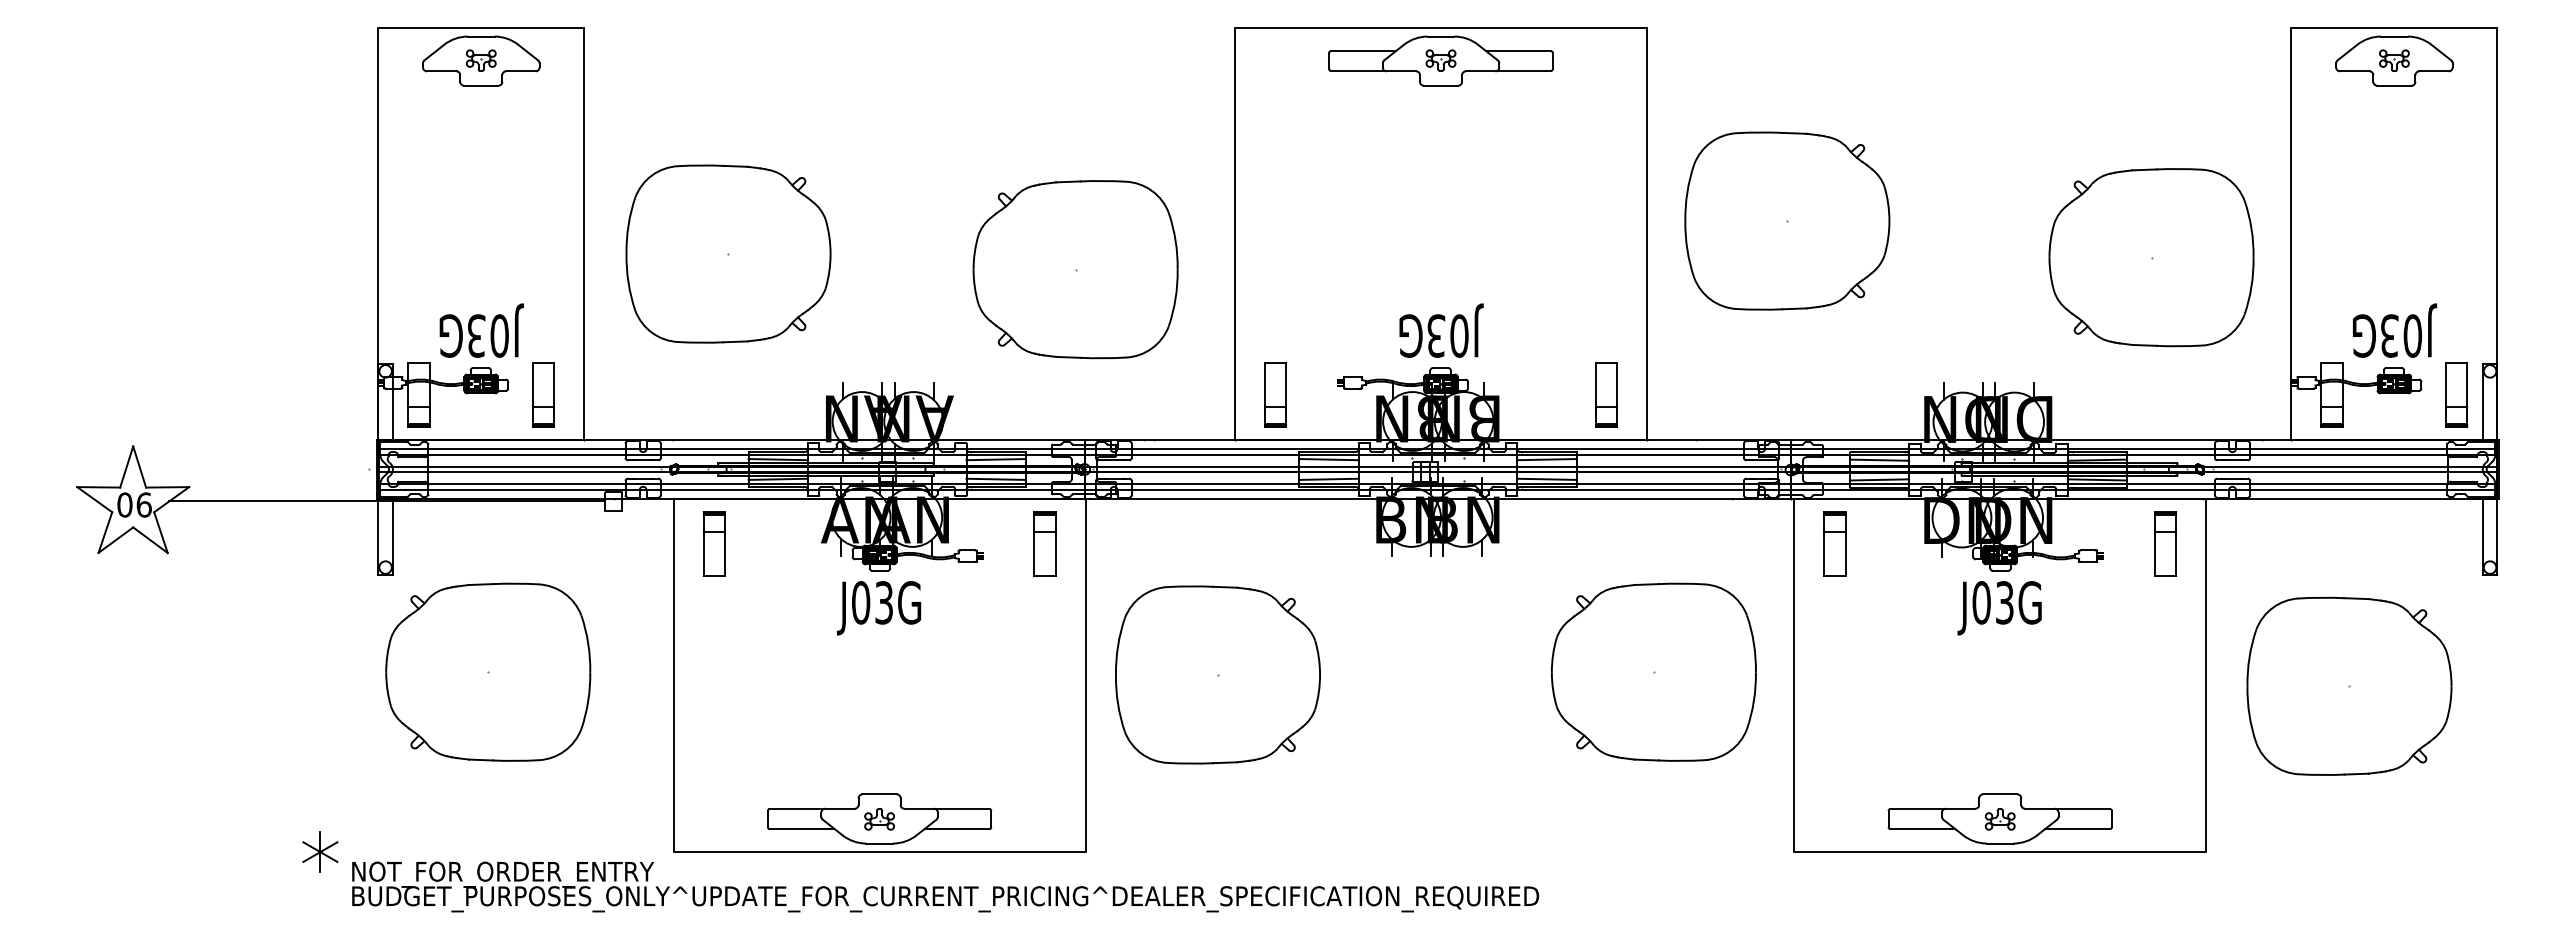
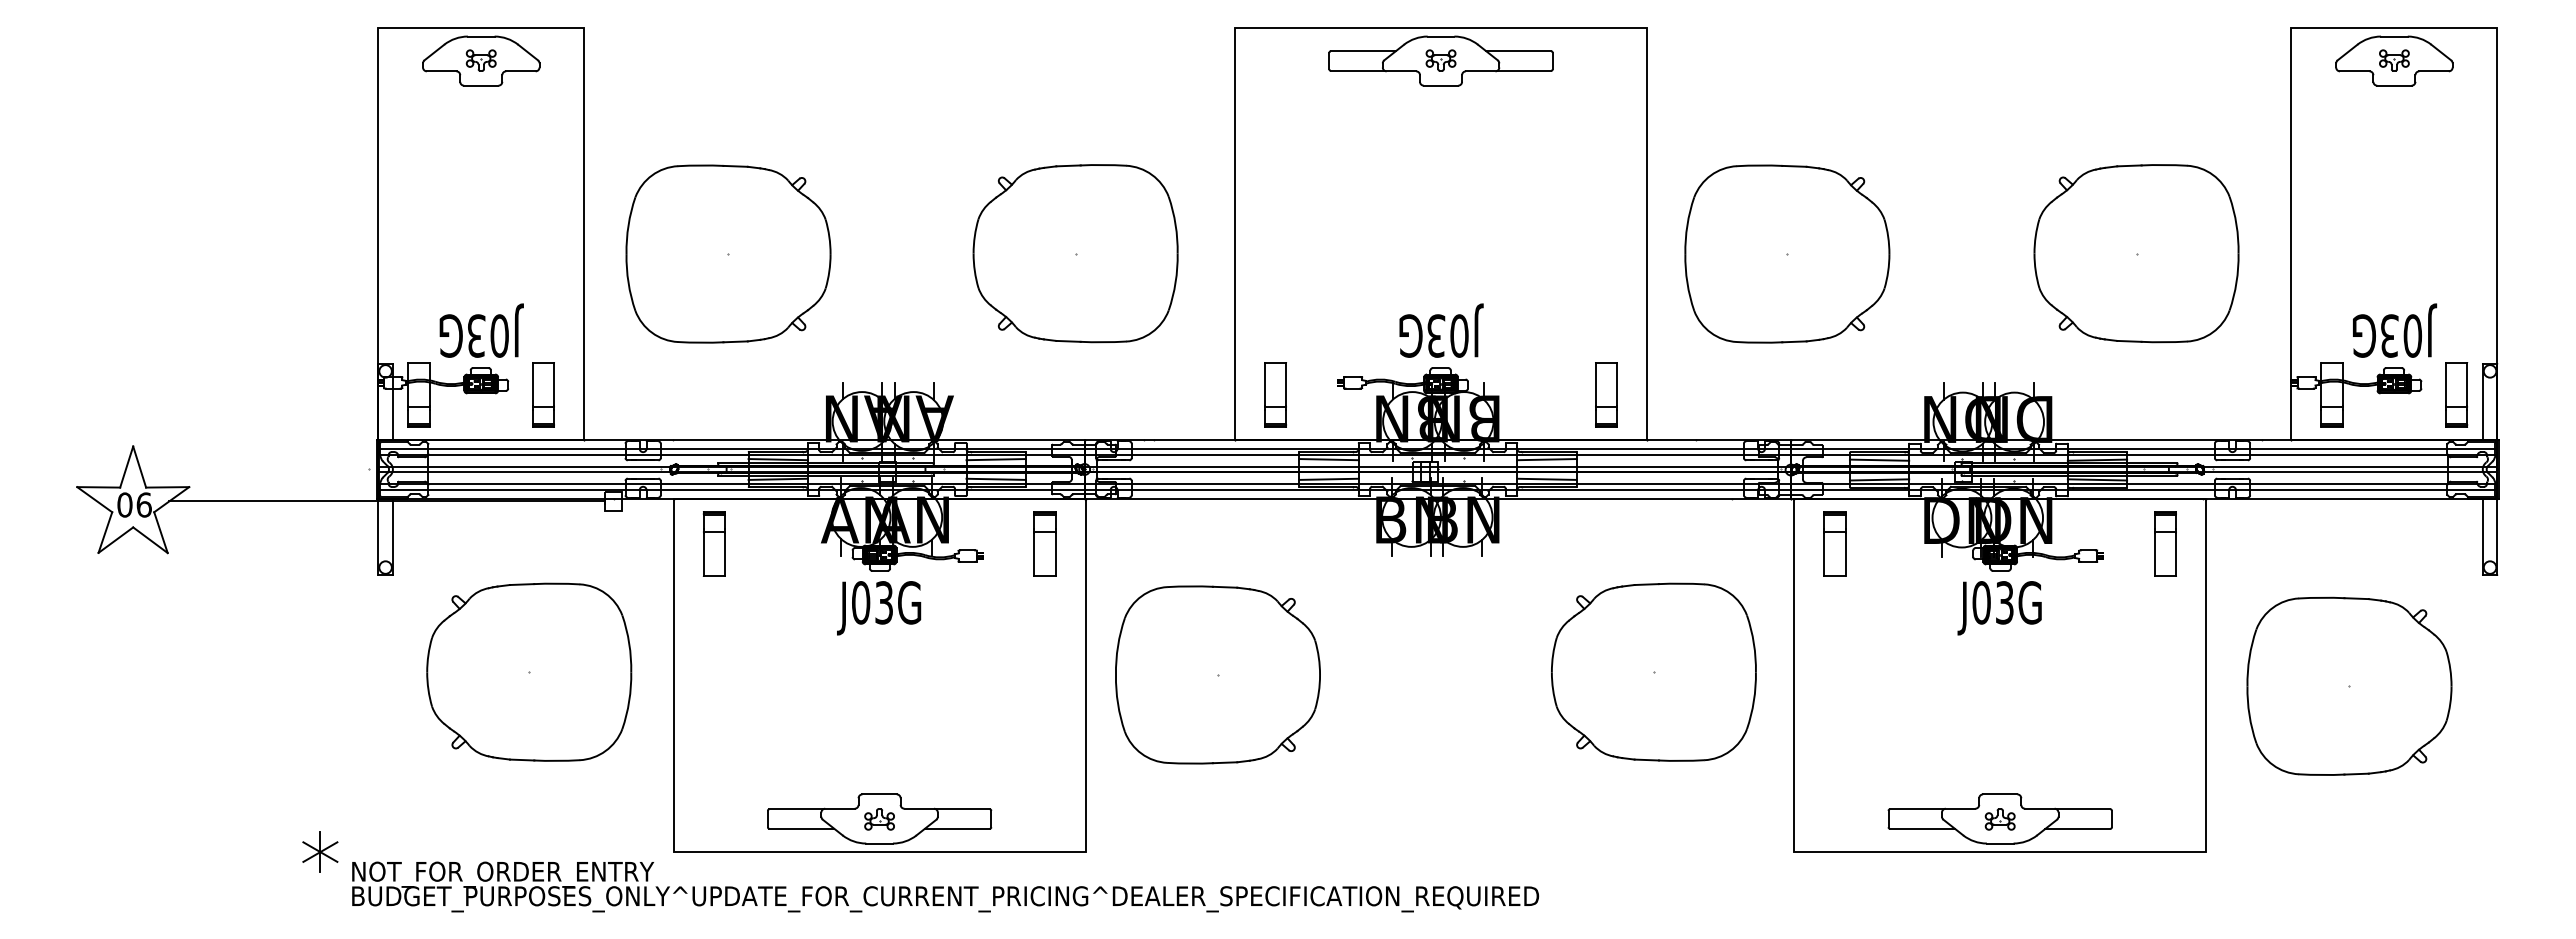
part position: (1787, 220) -> (1787, 253) (1787, 253)
part position: (2151, 257) -> (2136, 253) (2136, 253)
part position: (1075, 269) -> (1075, 253) (1075, 253)
part position: (488, 671) -> (529, 671) (529, 671)
